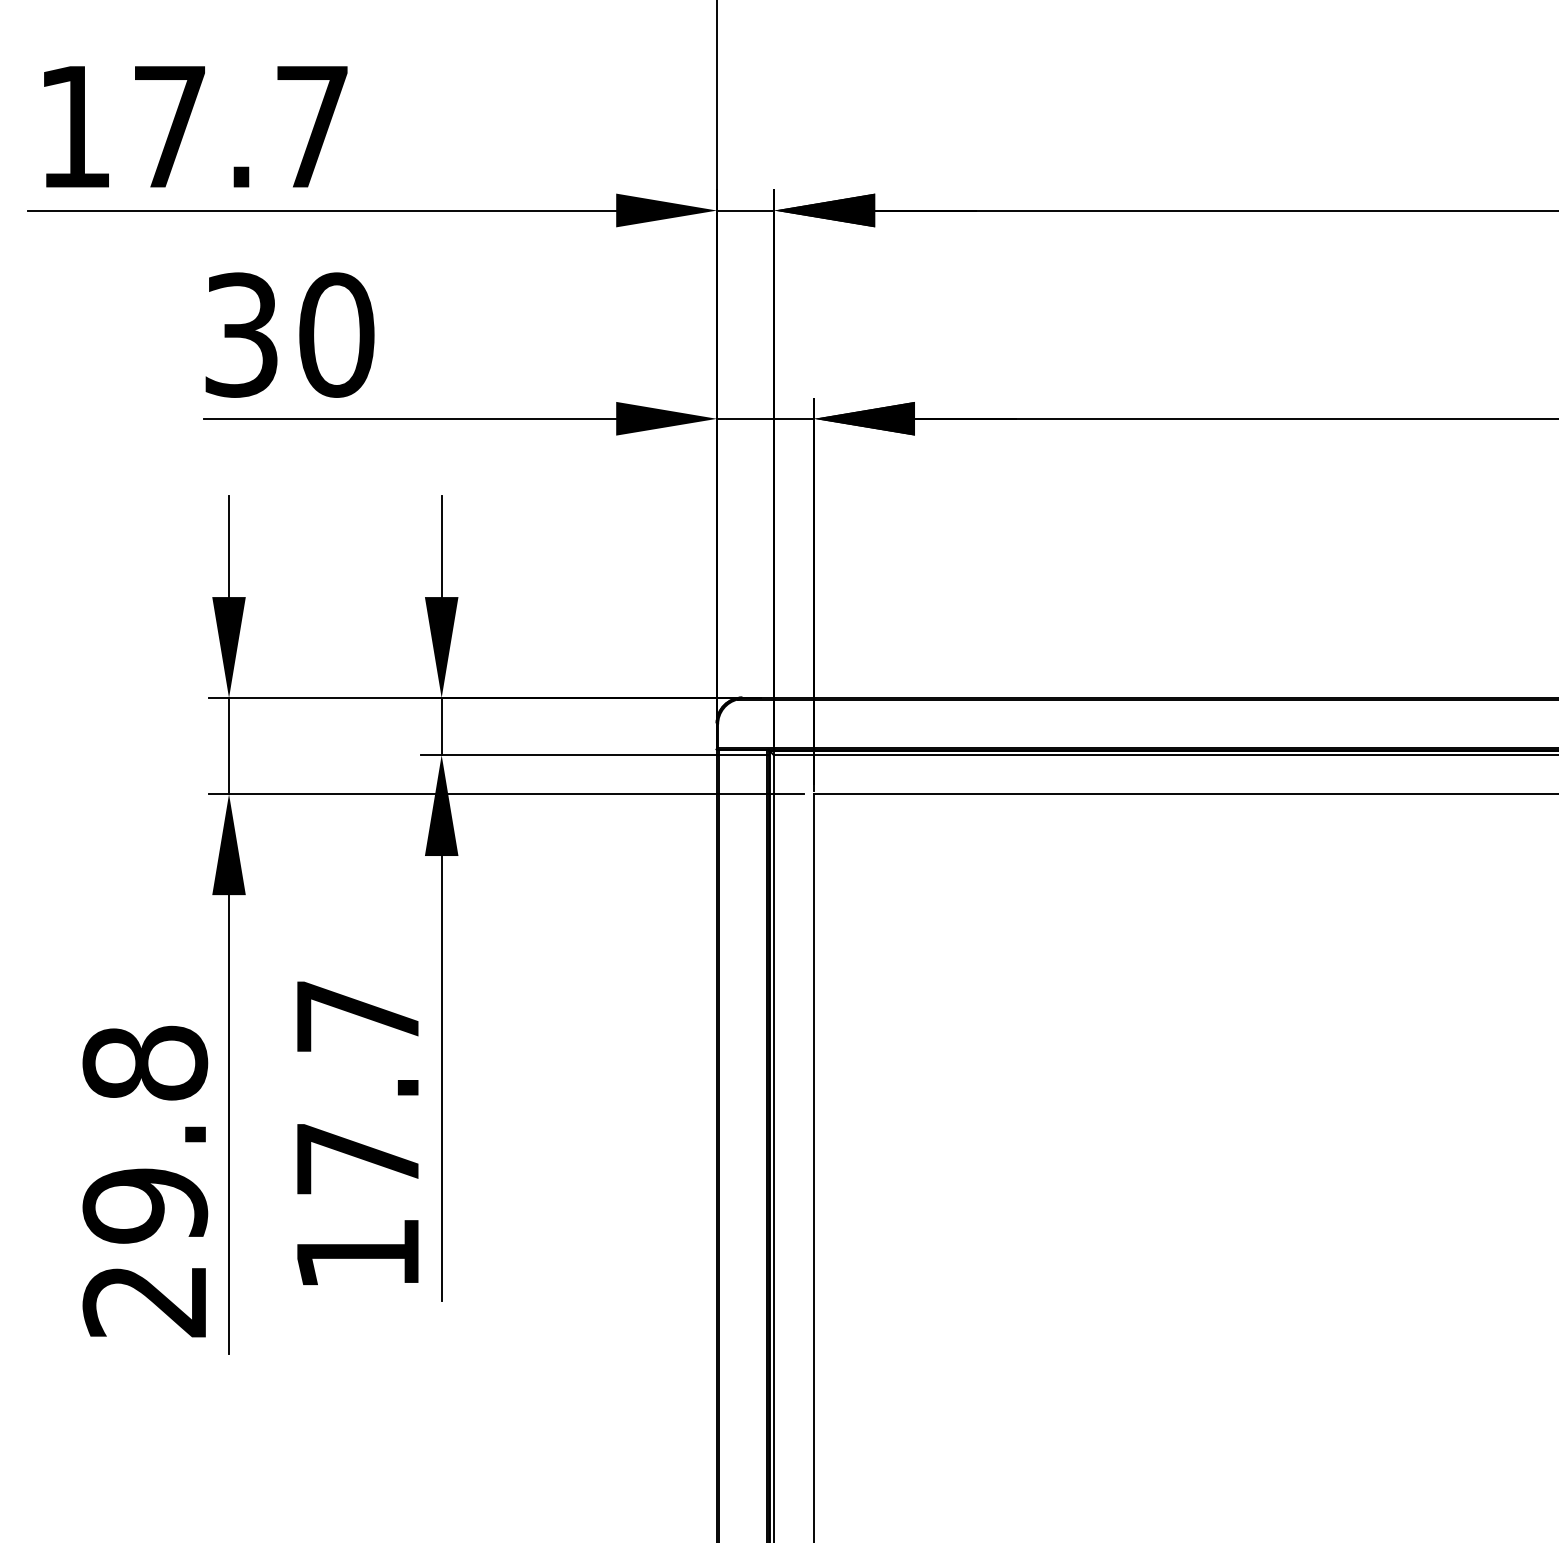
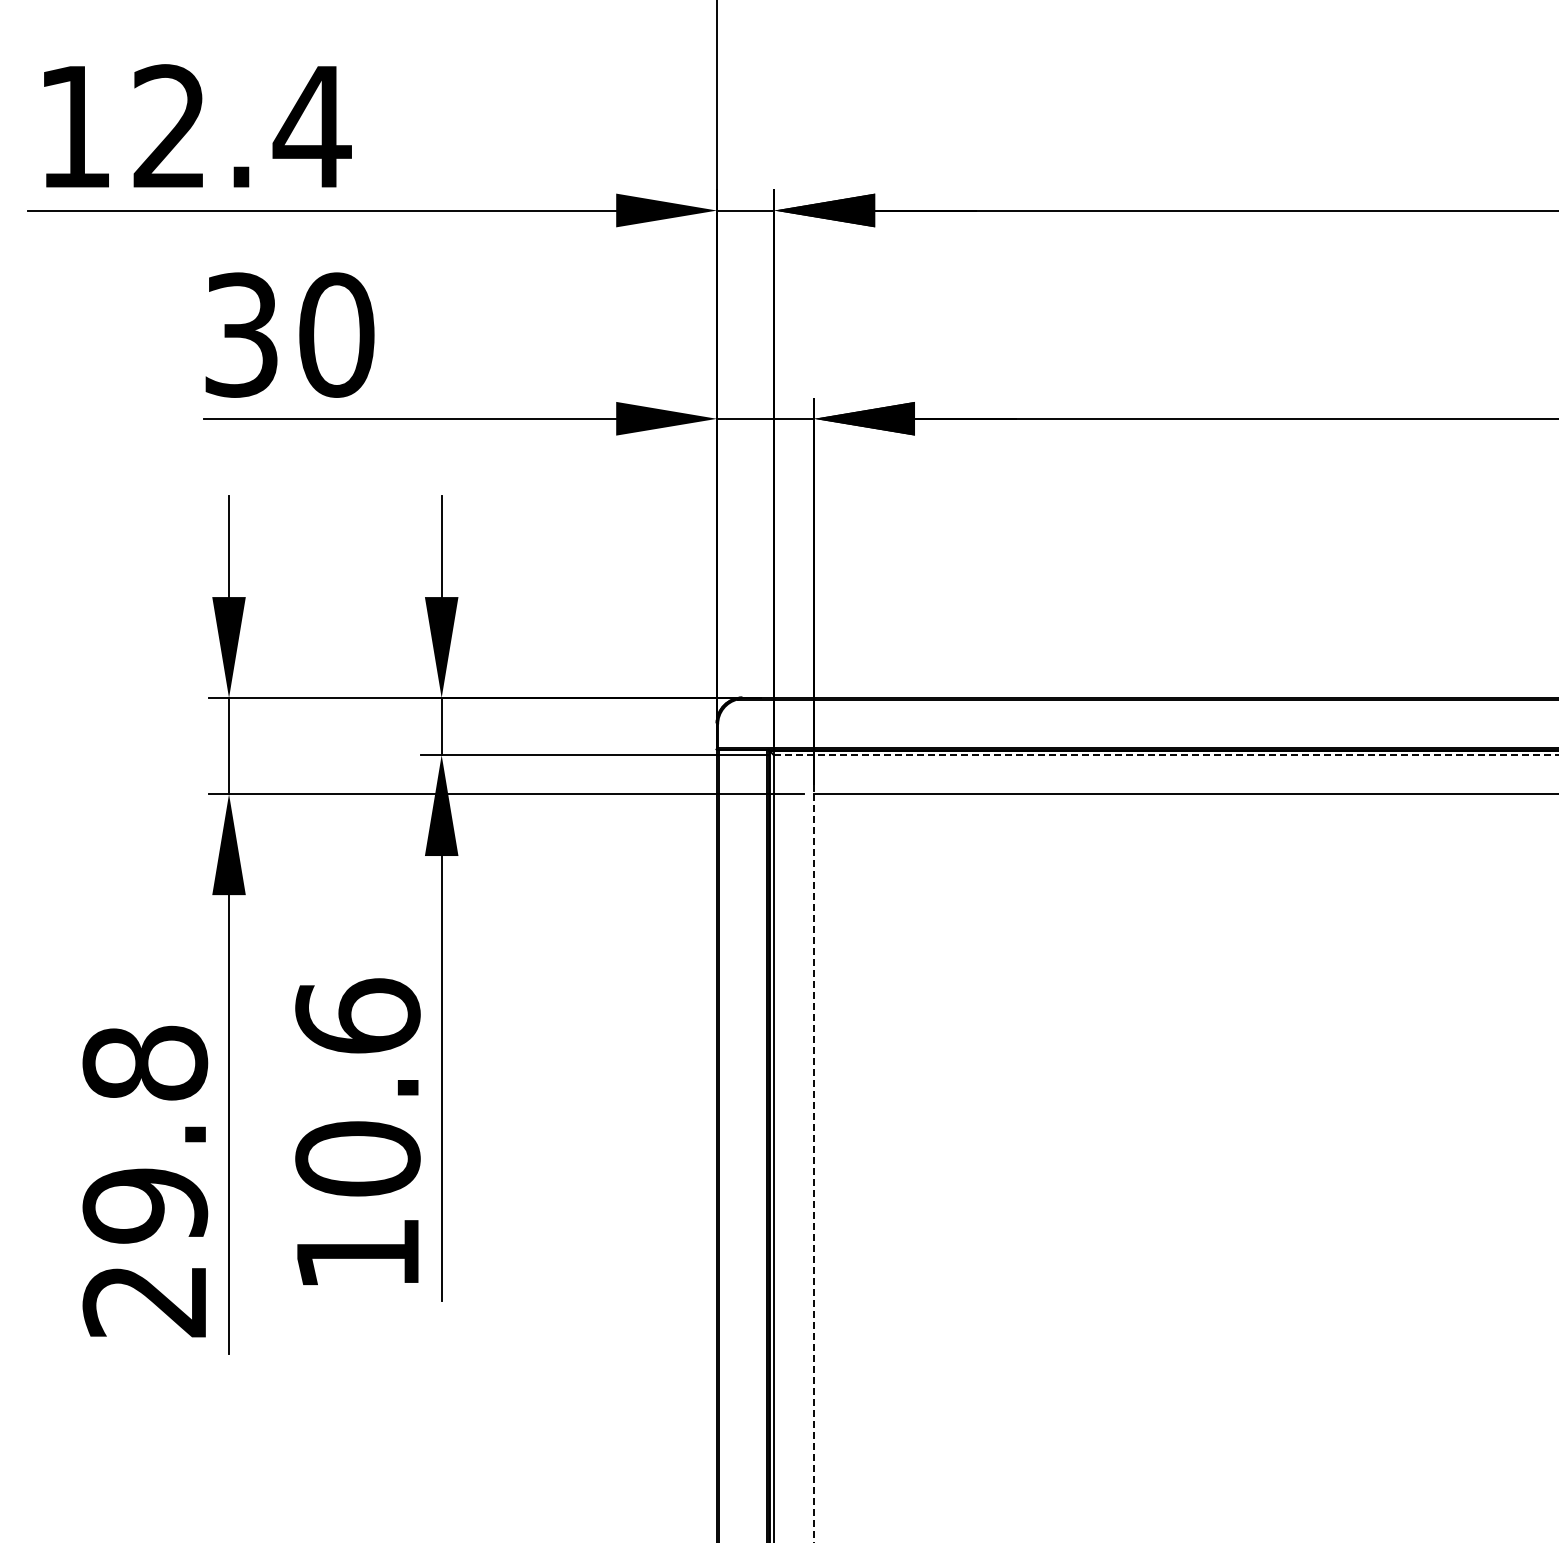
text: 17.7 -> 12.4 (242, 125)
line: solid -> dashed (1166, 755)
text: 17.7 -> 10.6 (357, 1087)
line: solid -> dashed (814, 1168)
